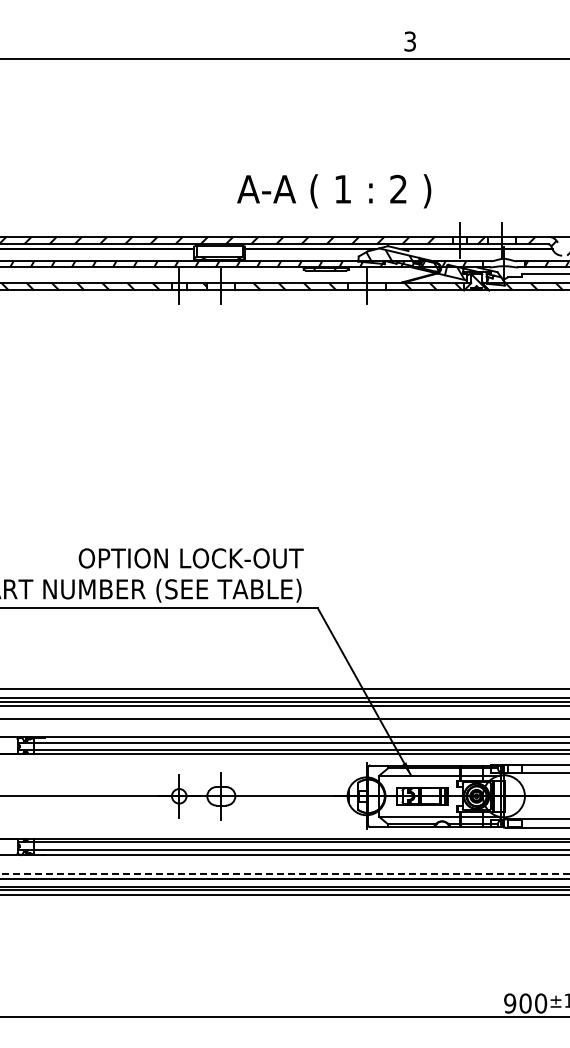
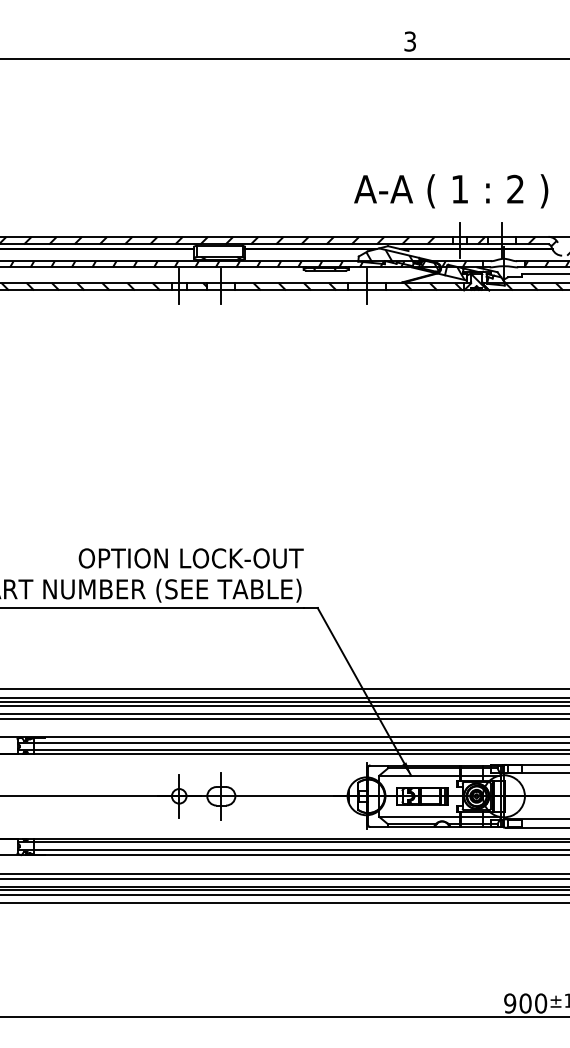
text position: (334, 191) -> (451, 191) (451, 191)
line: none -> present (284, 713)
line: dashed -> solid (284, 873)
line: none -> present (284, 903)
